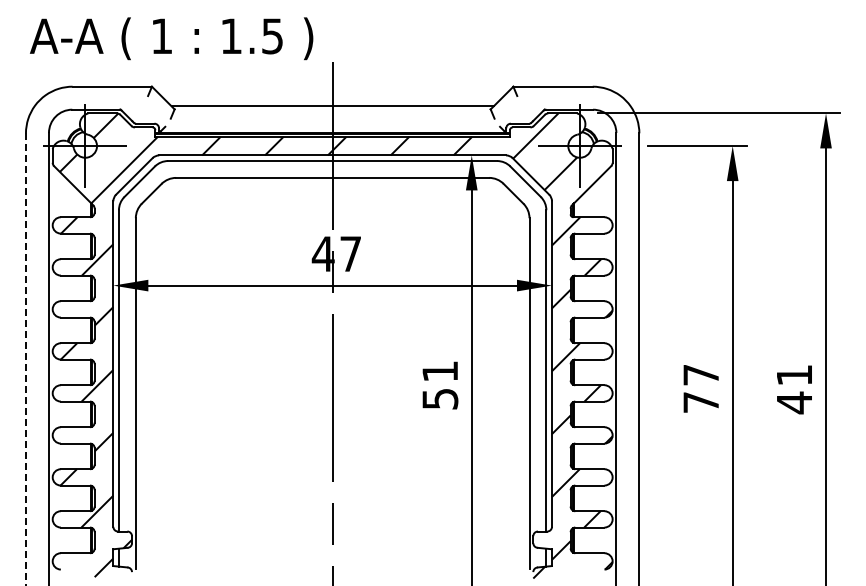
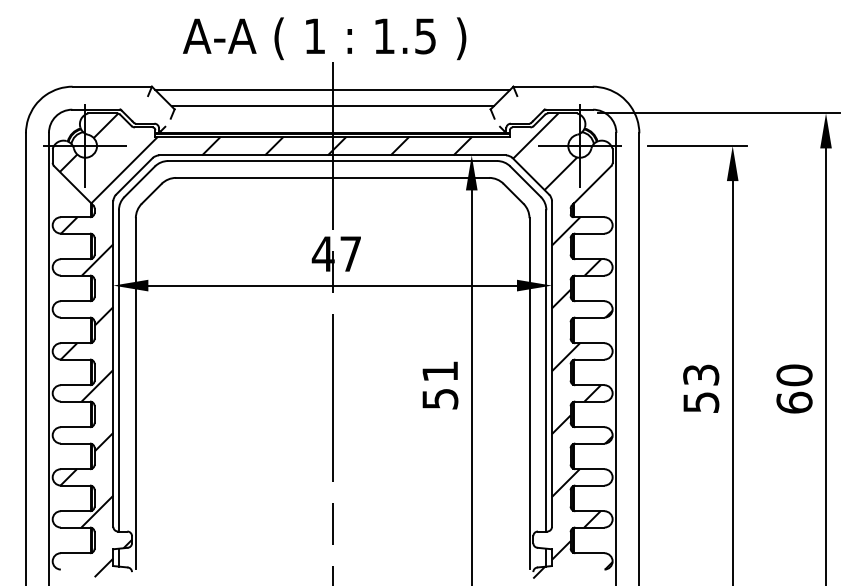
text position: (171, 38) -> (324, 38) (324, 38)
line: none -> present (332, 89)
line: dashed -> solid (25, 360)
text: 77 -> 53 (701, 388)
text: 41 -> 60 (794, 389)
